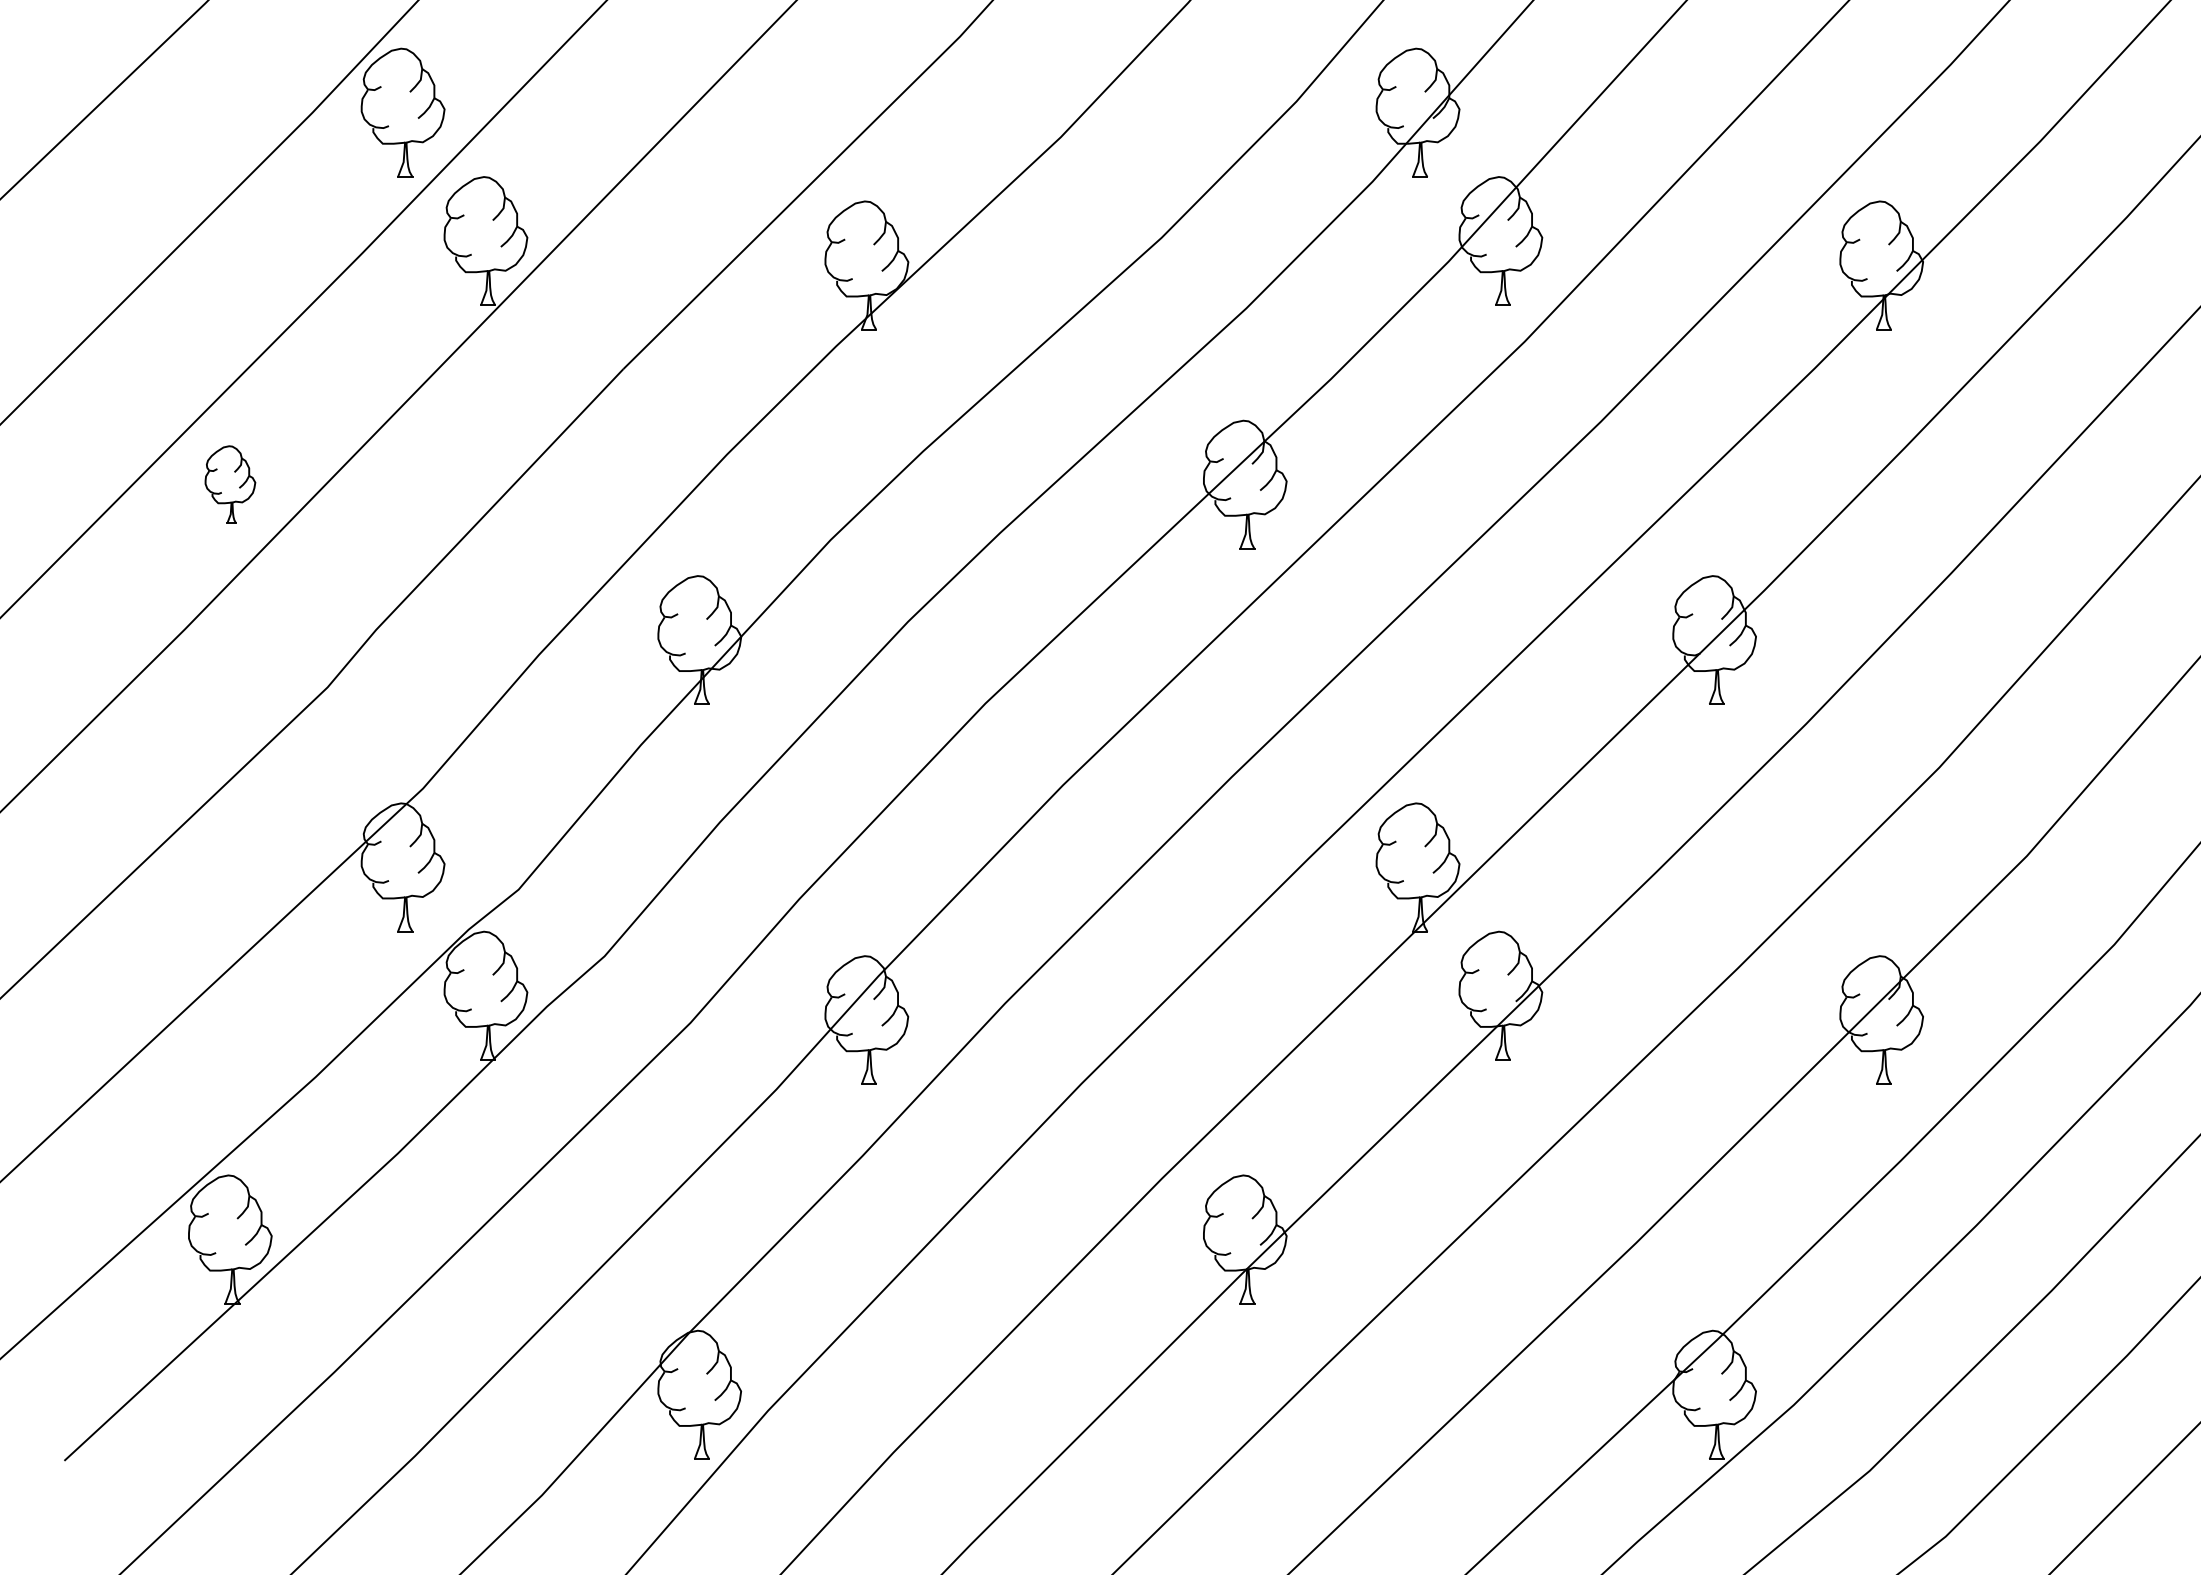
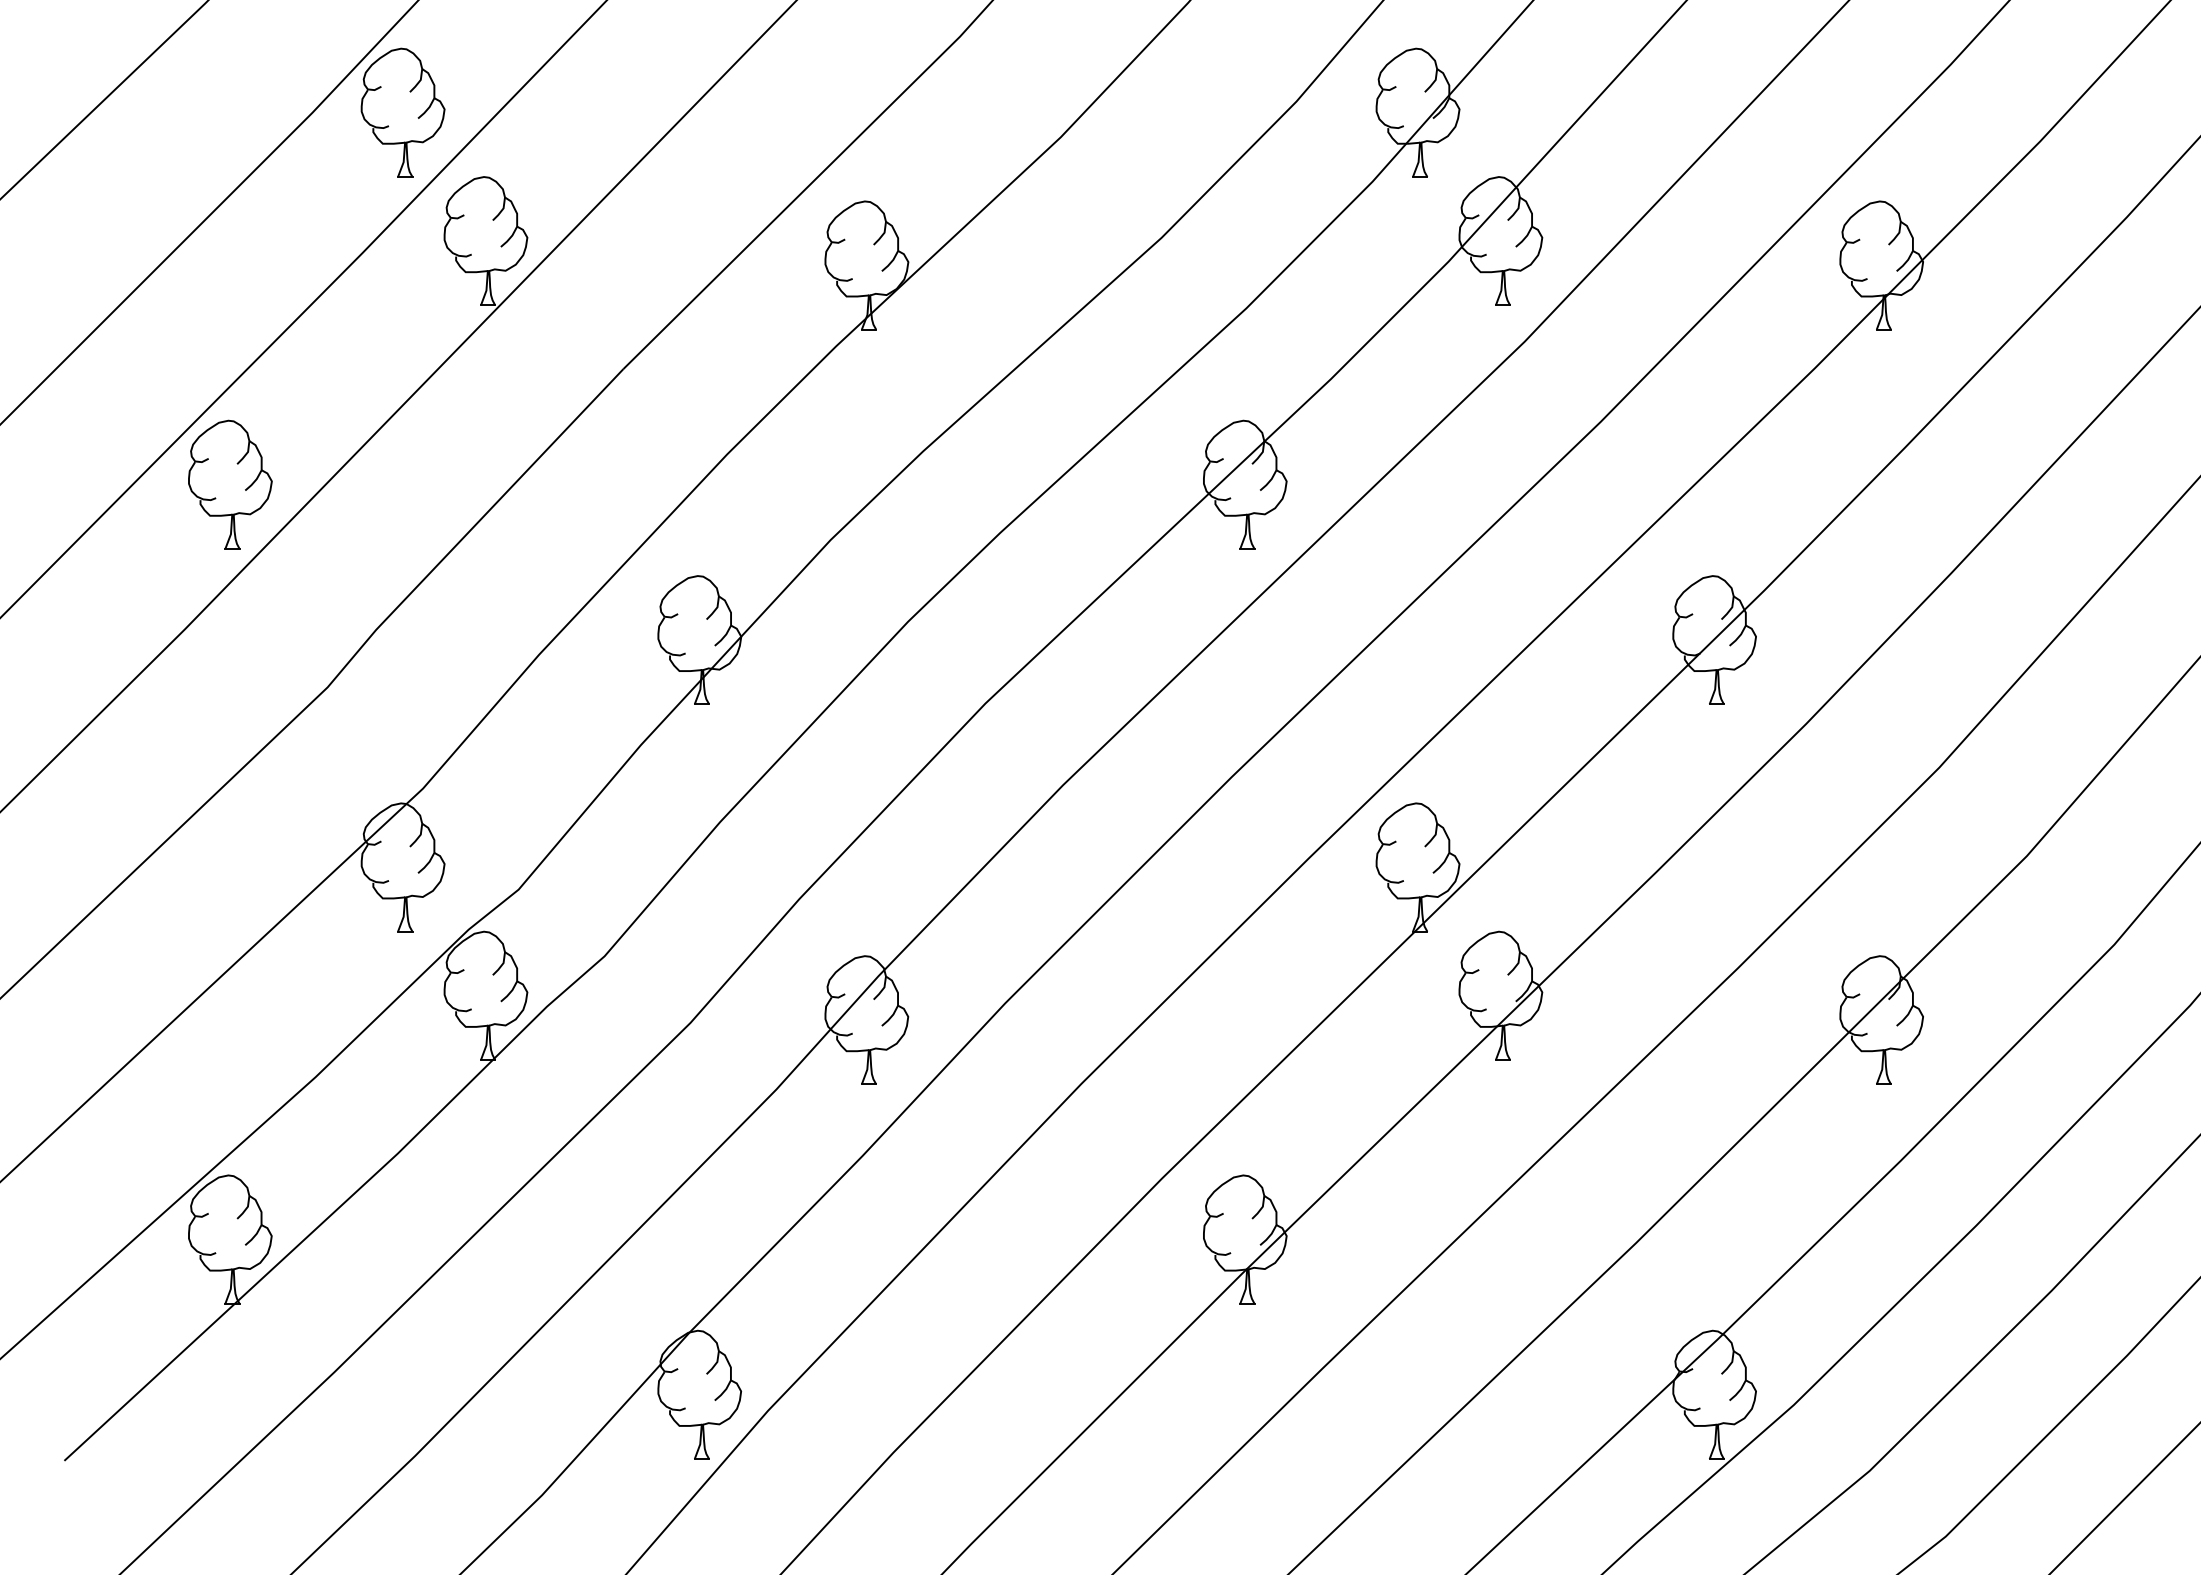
part size: 53x79 px -> 85x131 px (230, 484)
